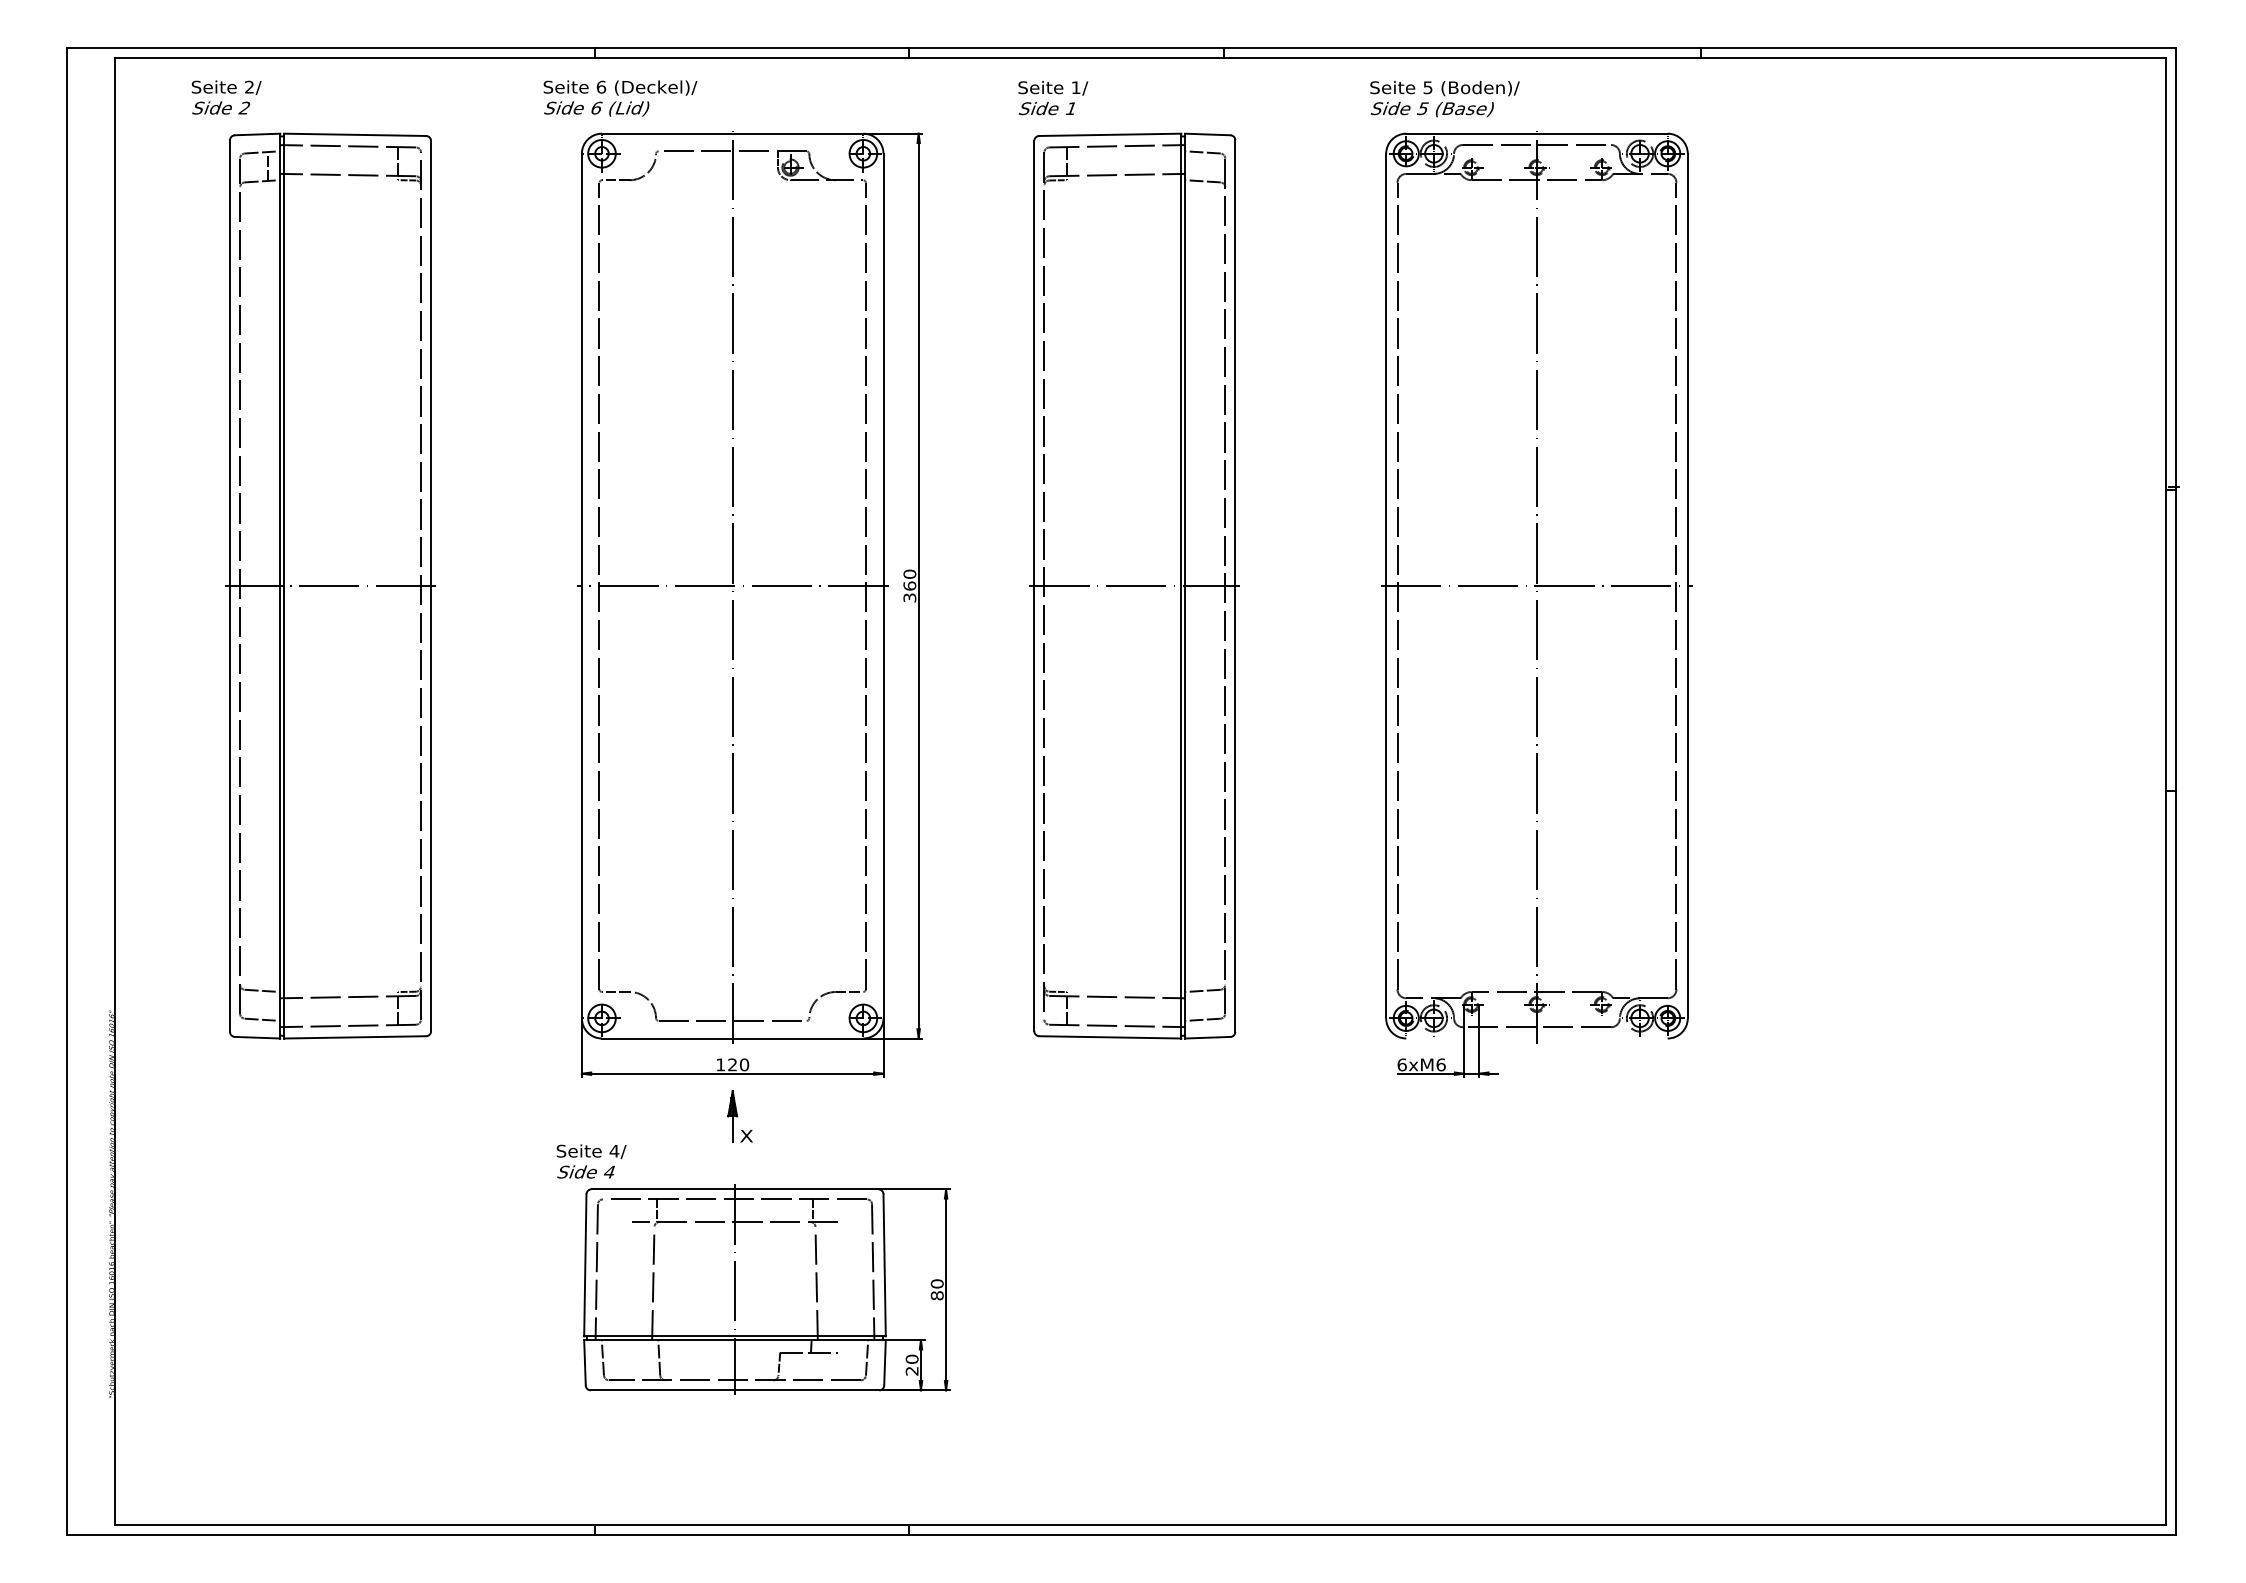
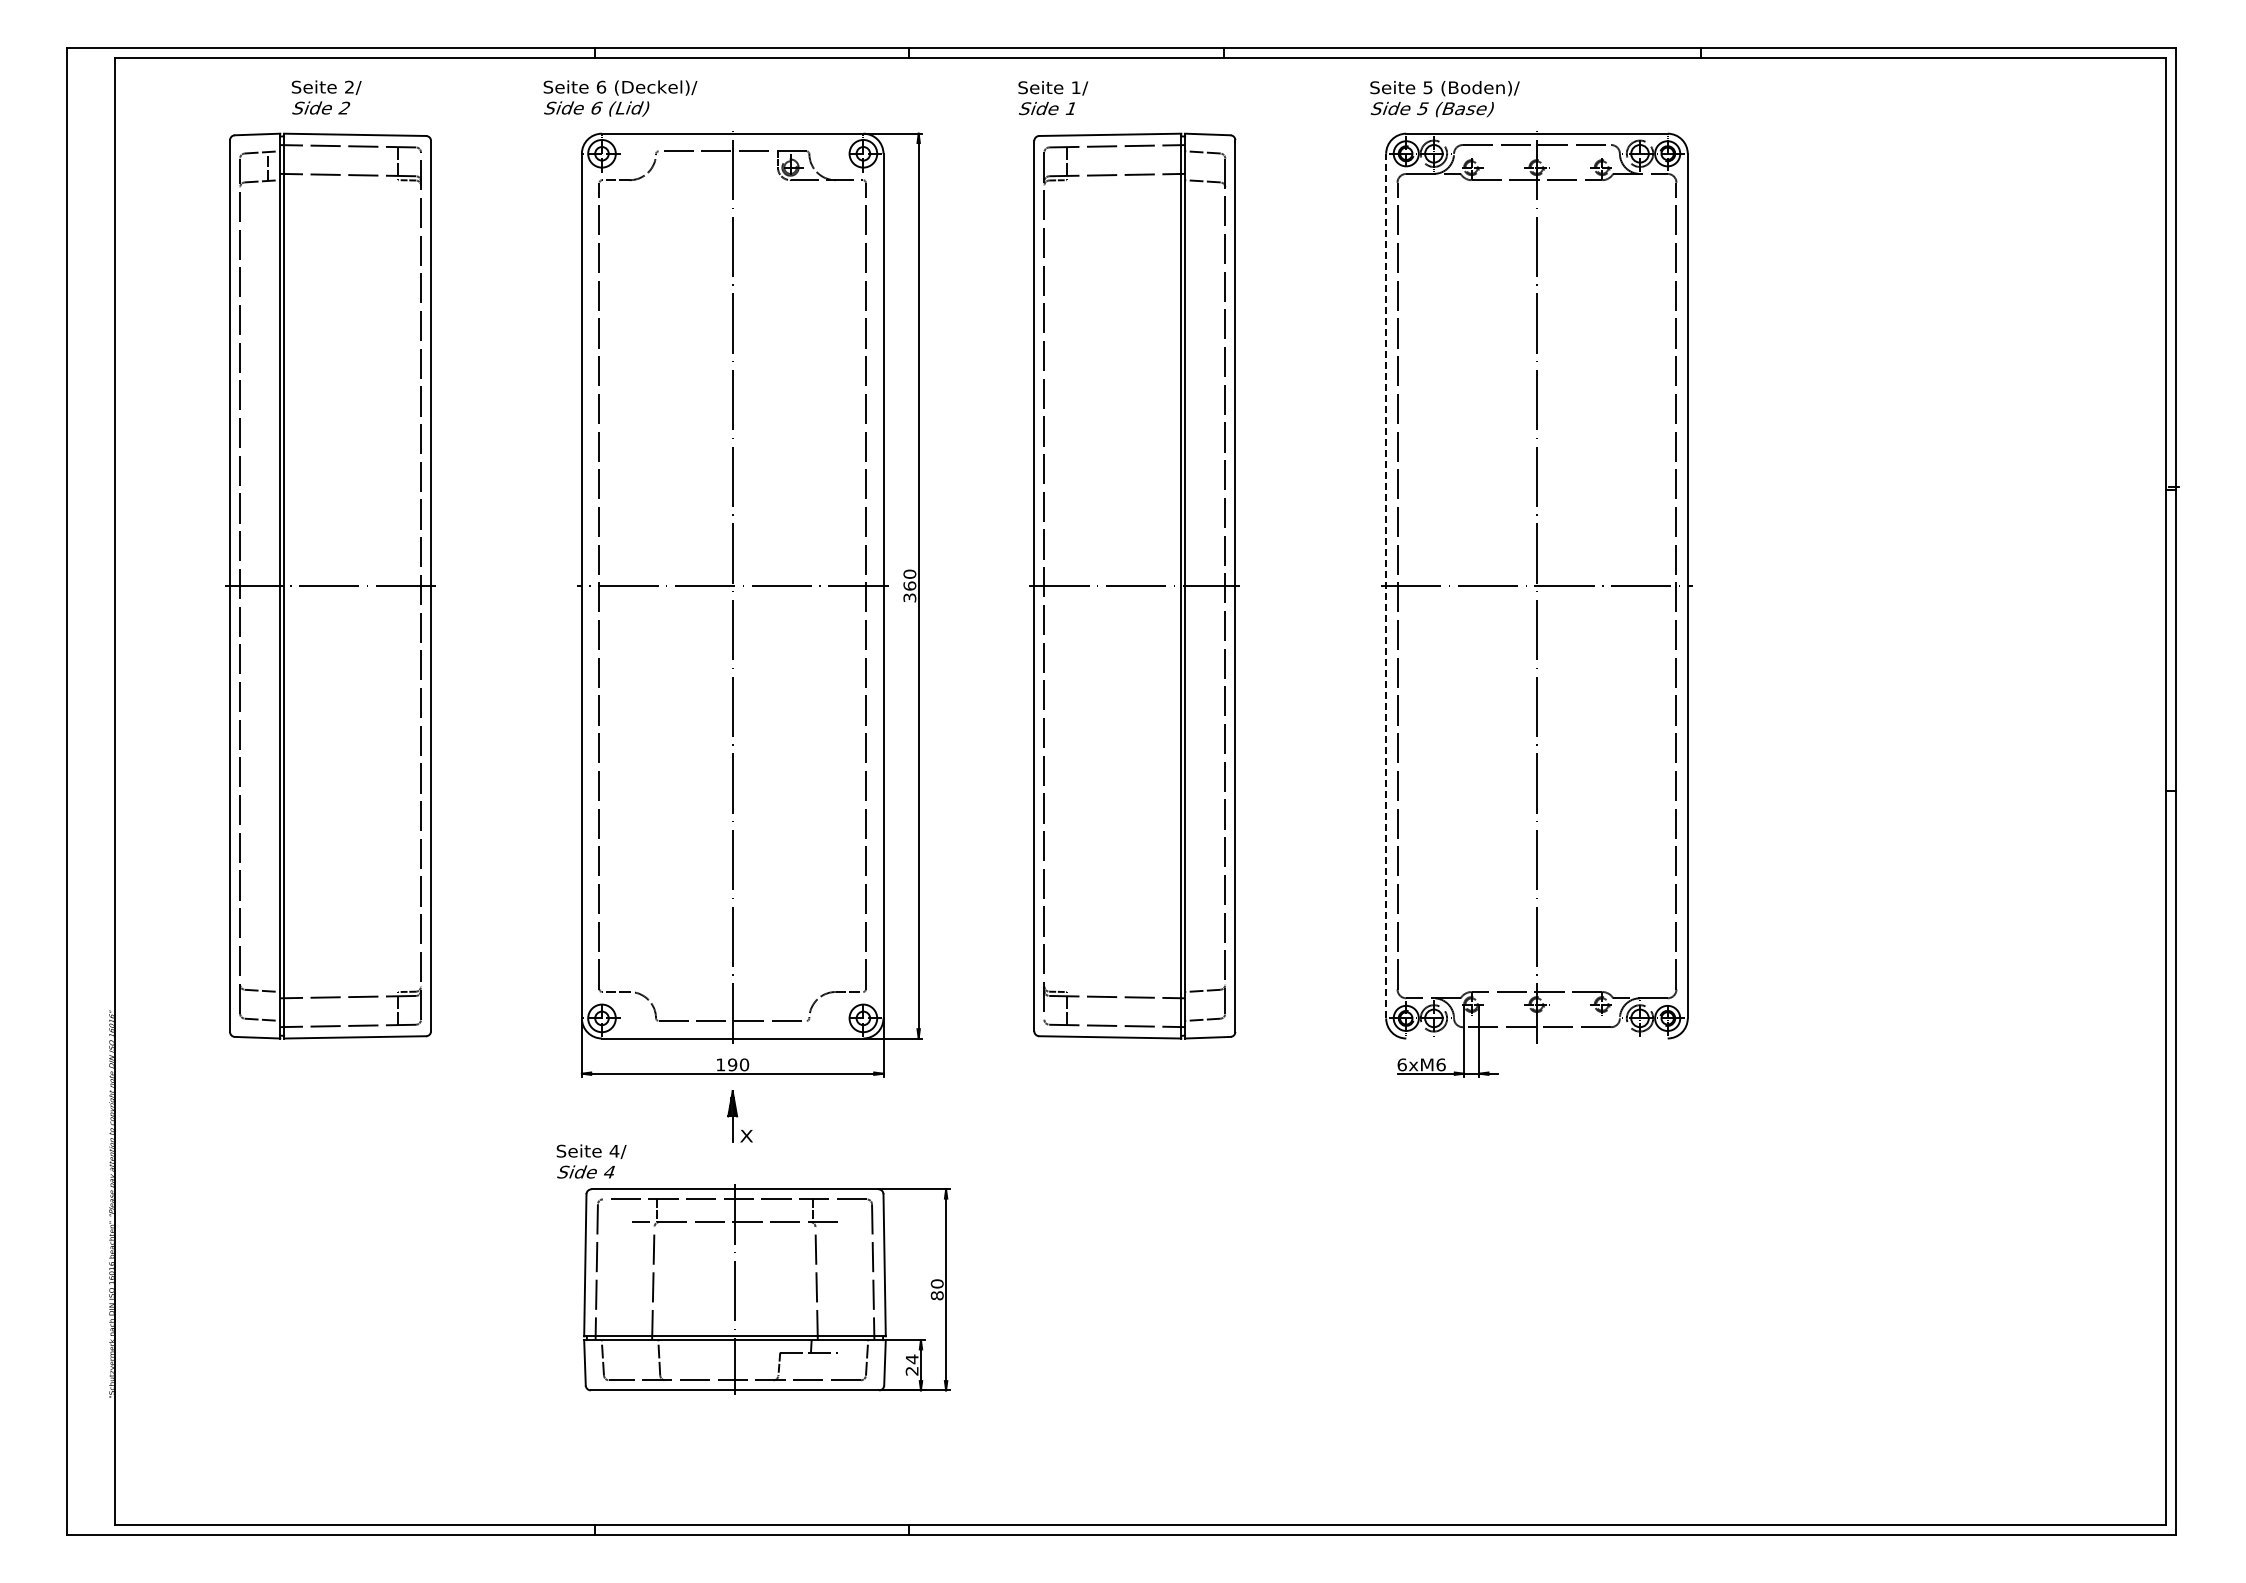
text position: (226, 97) -> (326, 97) (326, 97)
line: solid -> dashed (1386, 585)
text: 120 -> 190 (732, 1064)
text: 20 -> 24 (911, 1359)
